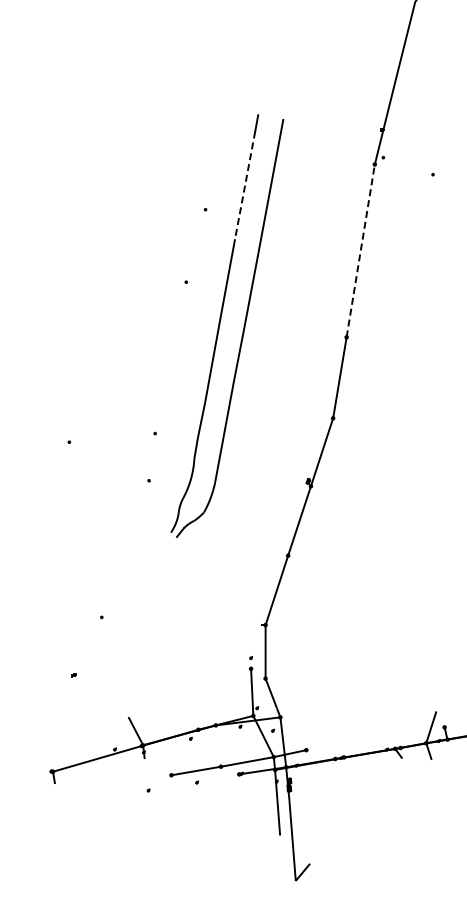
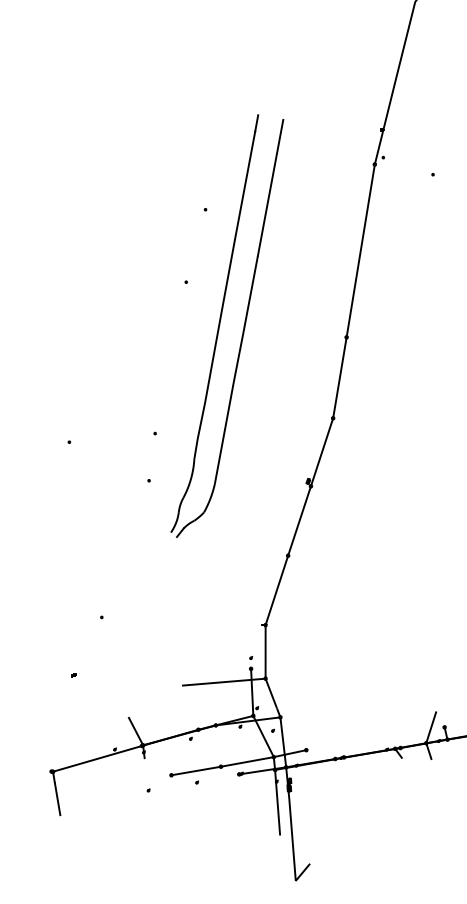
line: dashed -> solid (245, 185)
line: dashed -> solid (360, 250)
line: none -> present (223, 681)
line: none -> present (57, 799)
